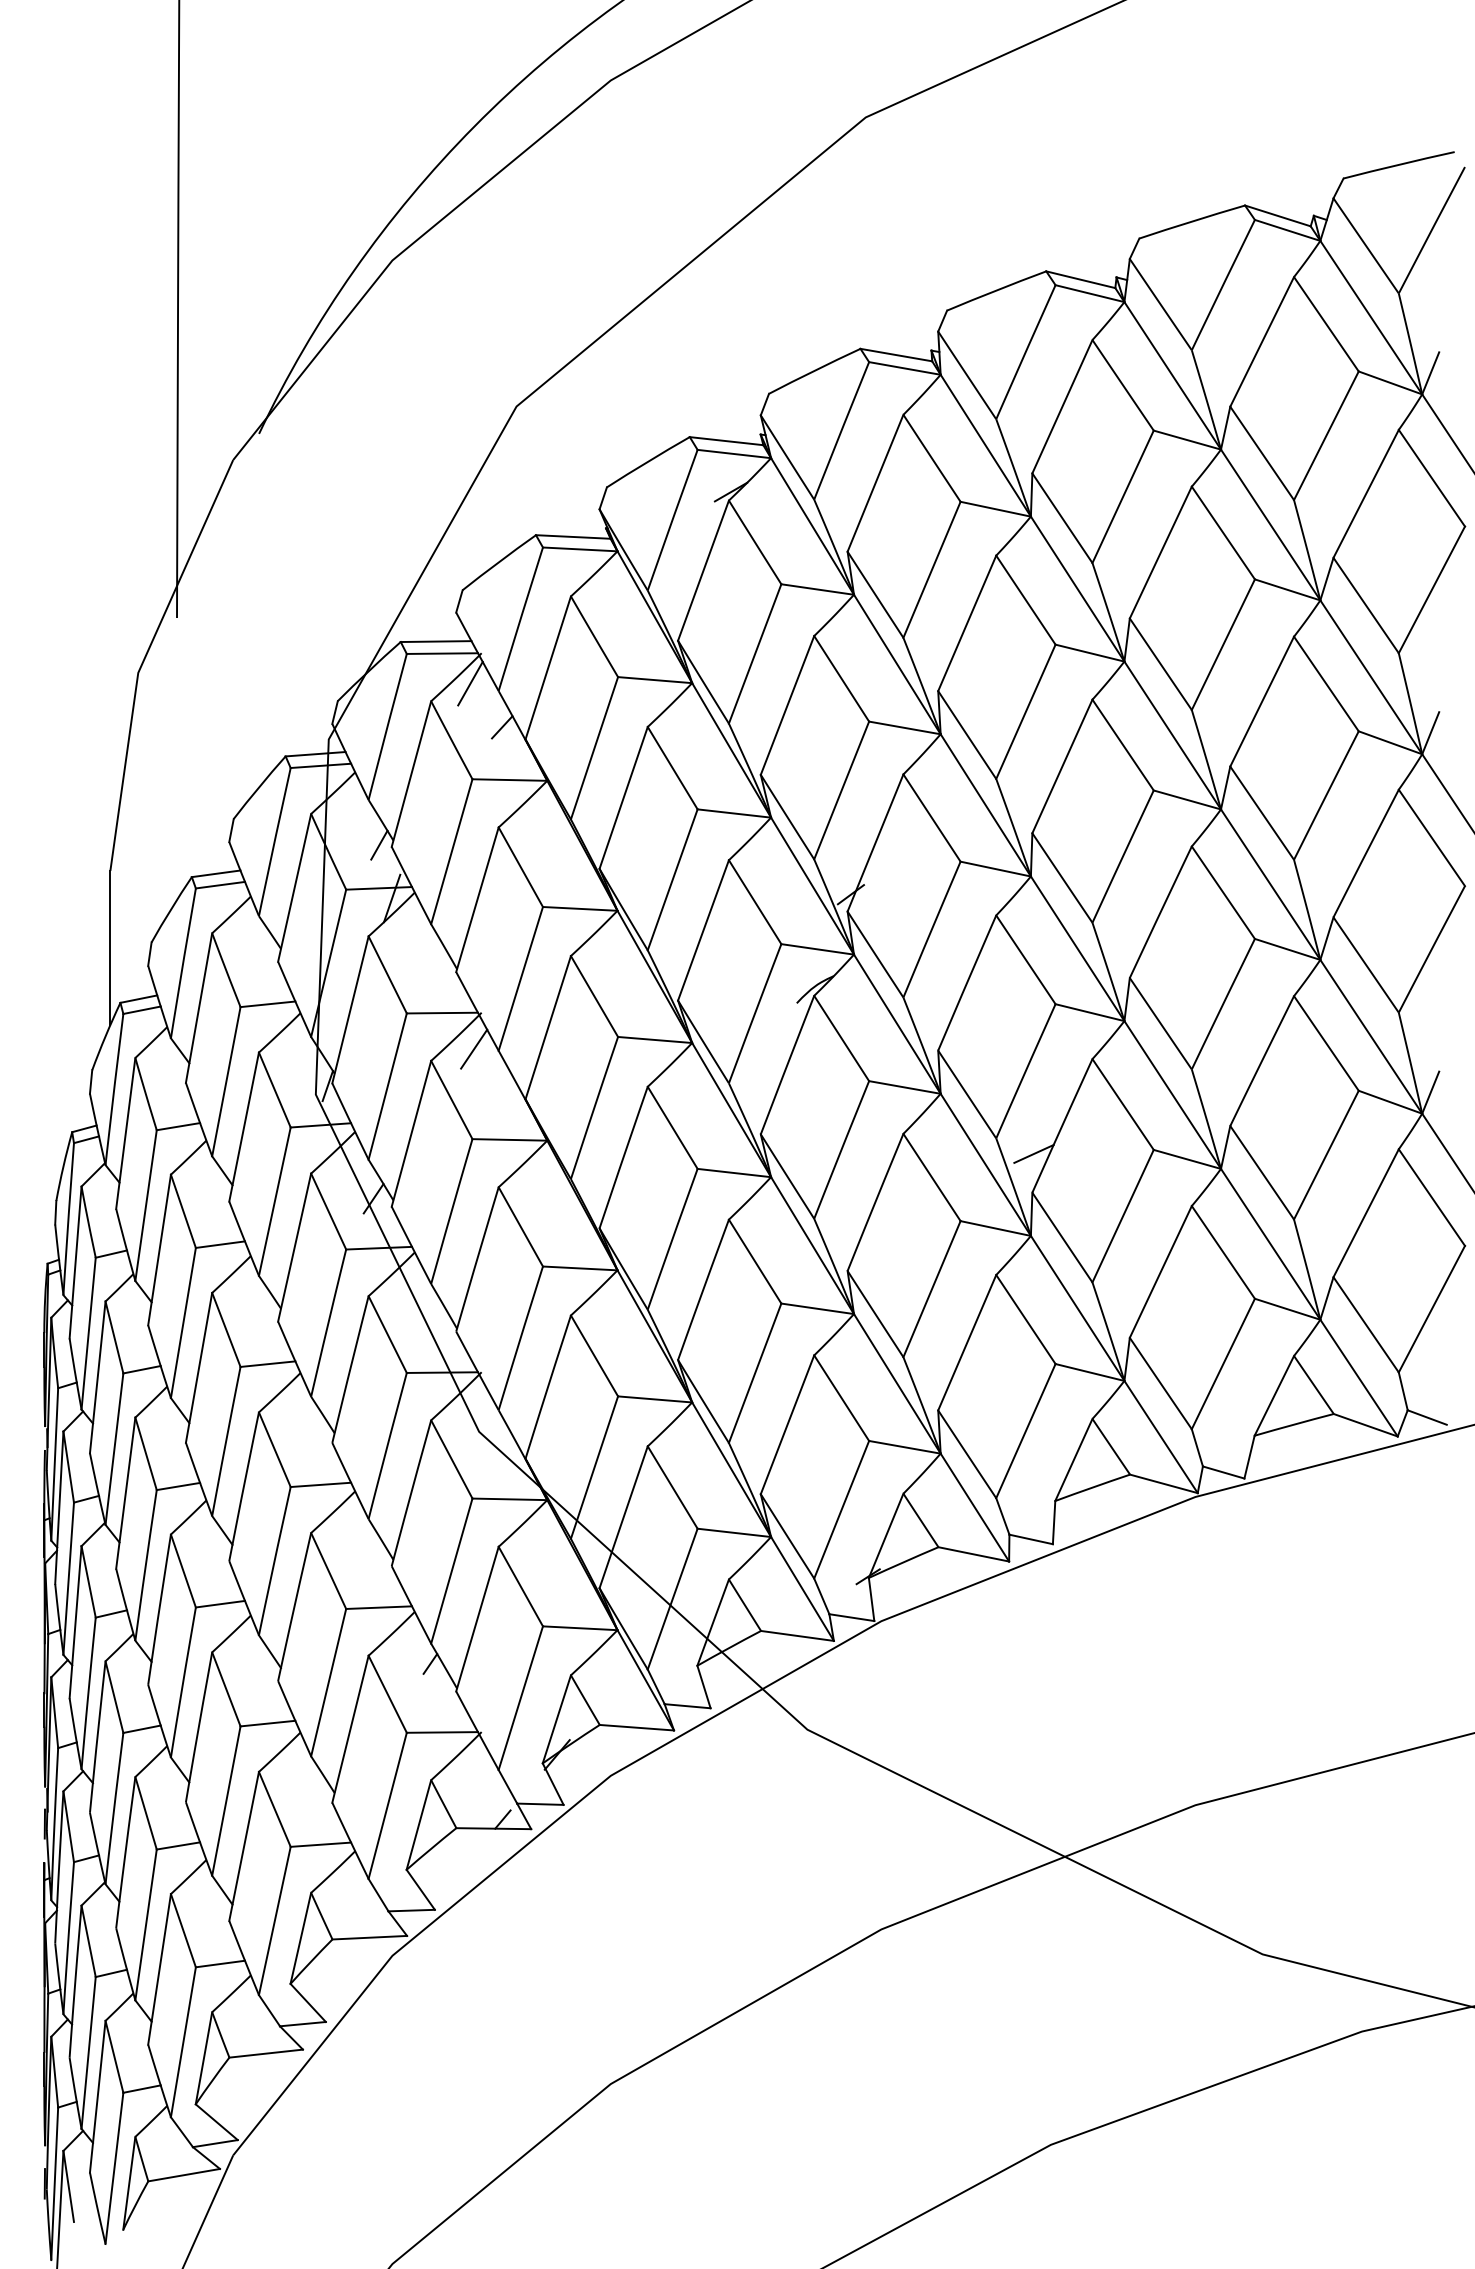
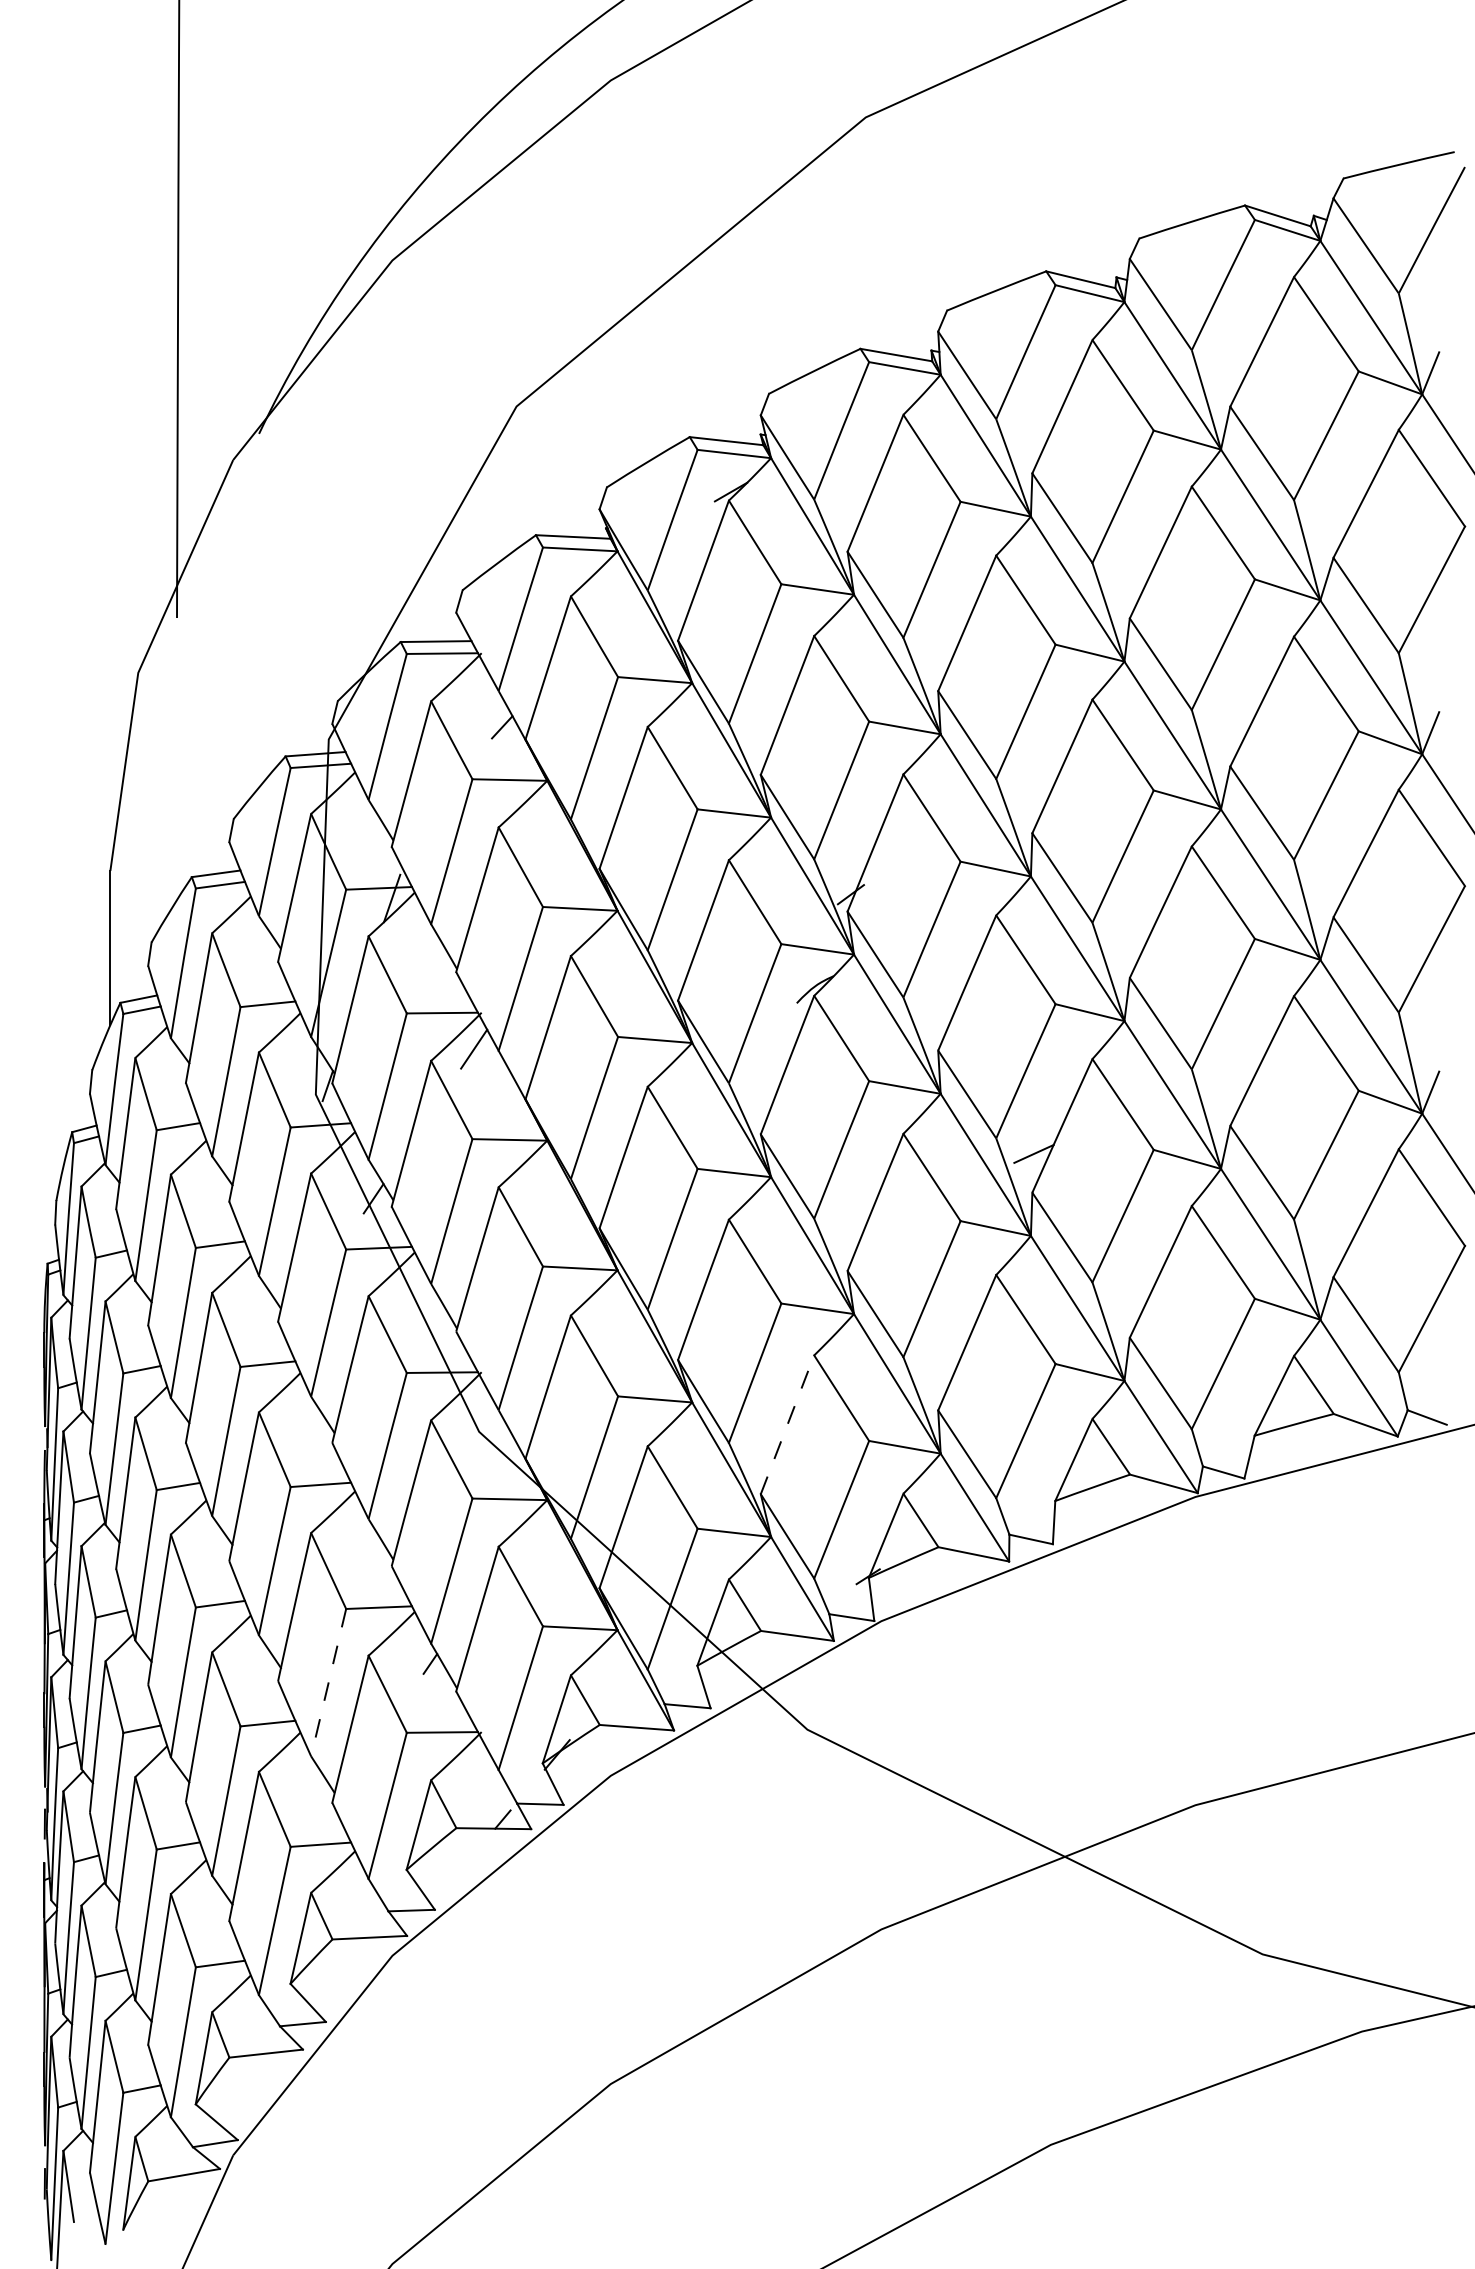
line: present -> none (470, 683)
line: present -> none (379, 844)
line: solid -> dashed (787, 1424)
line: solid -> dashed (328, 1682)
